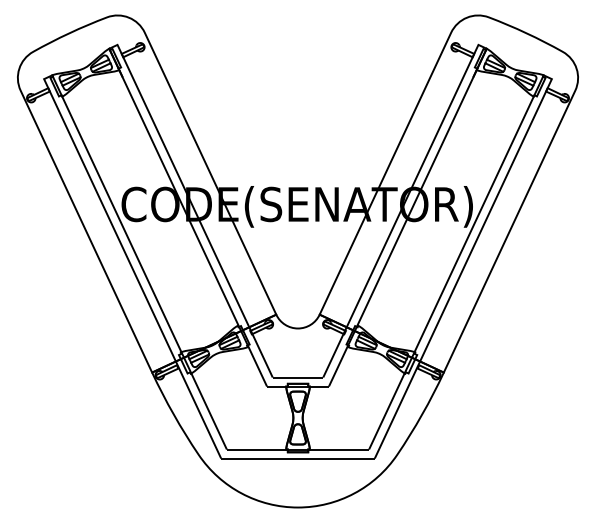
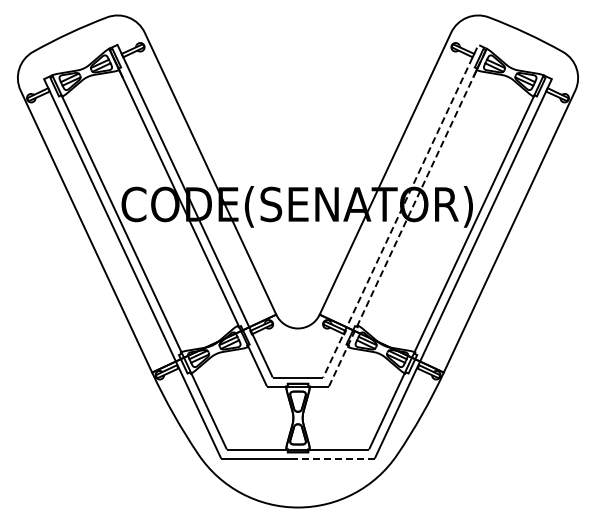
line: solid -> dashed (484, 47)
line: solid -> dashed (336, 458)
